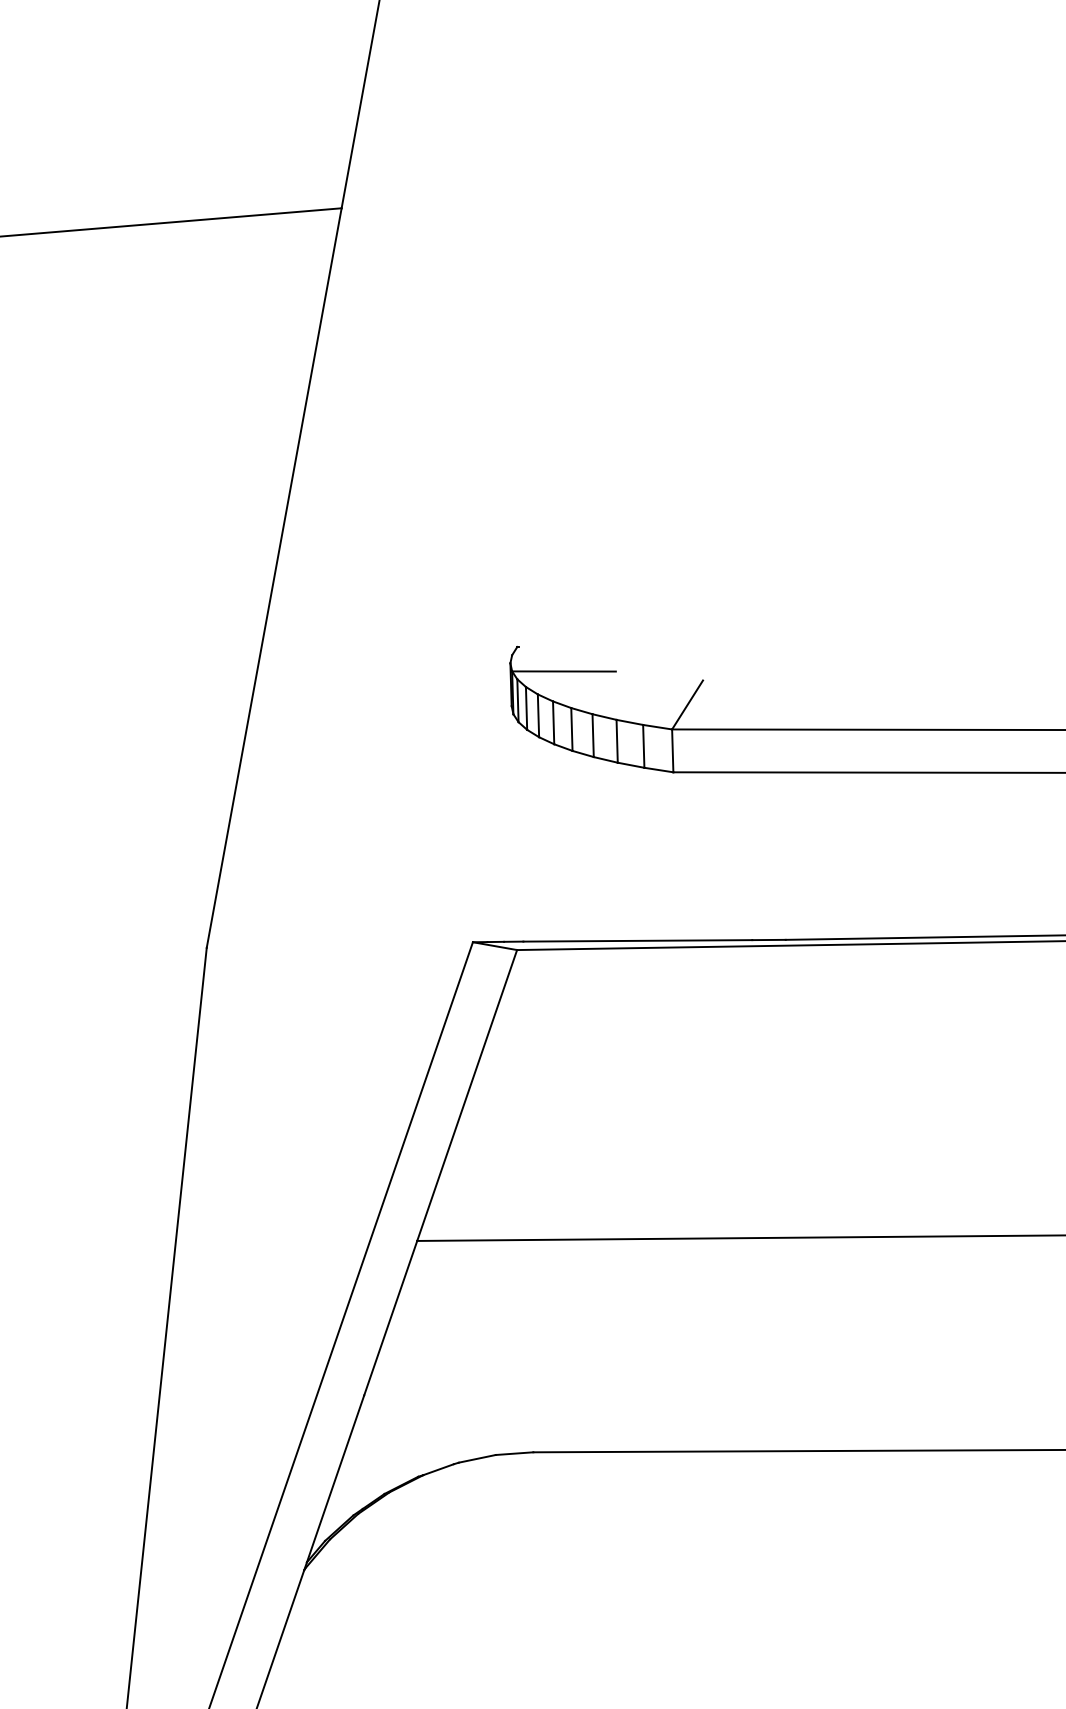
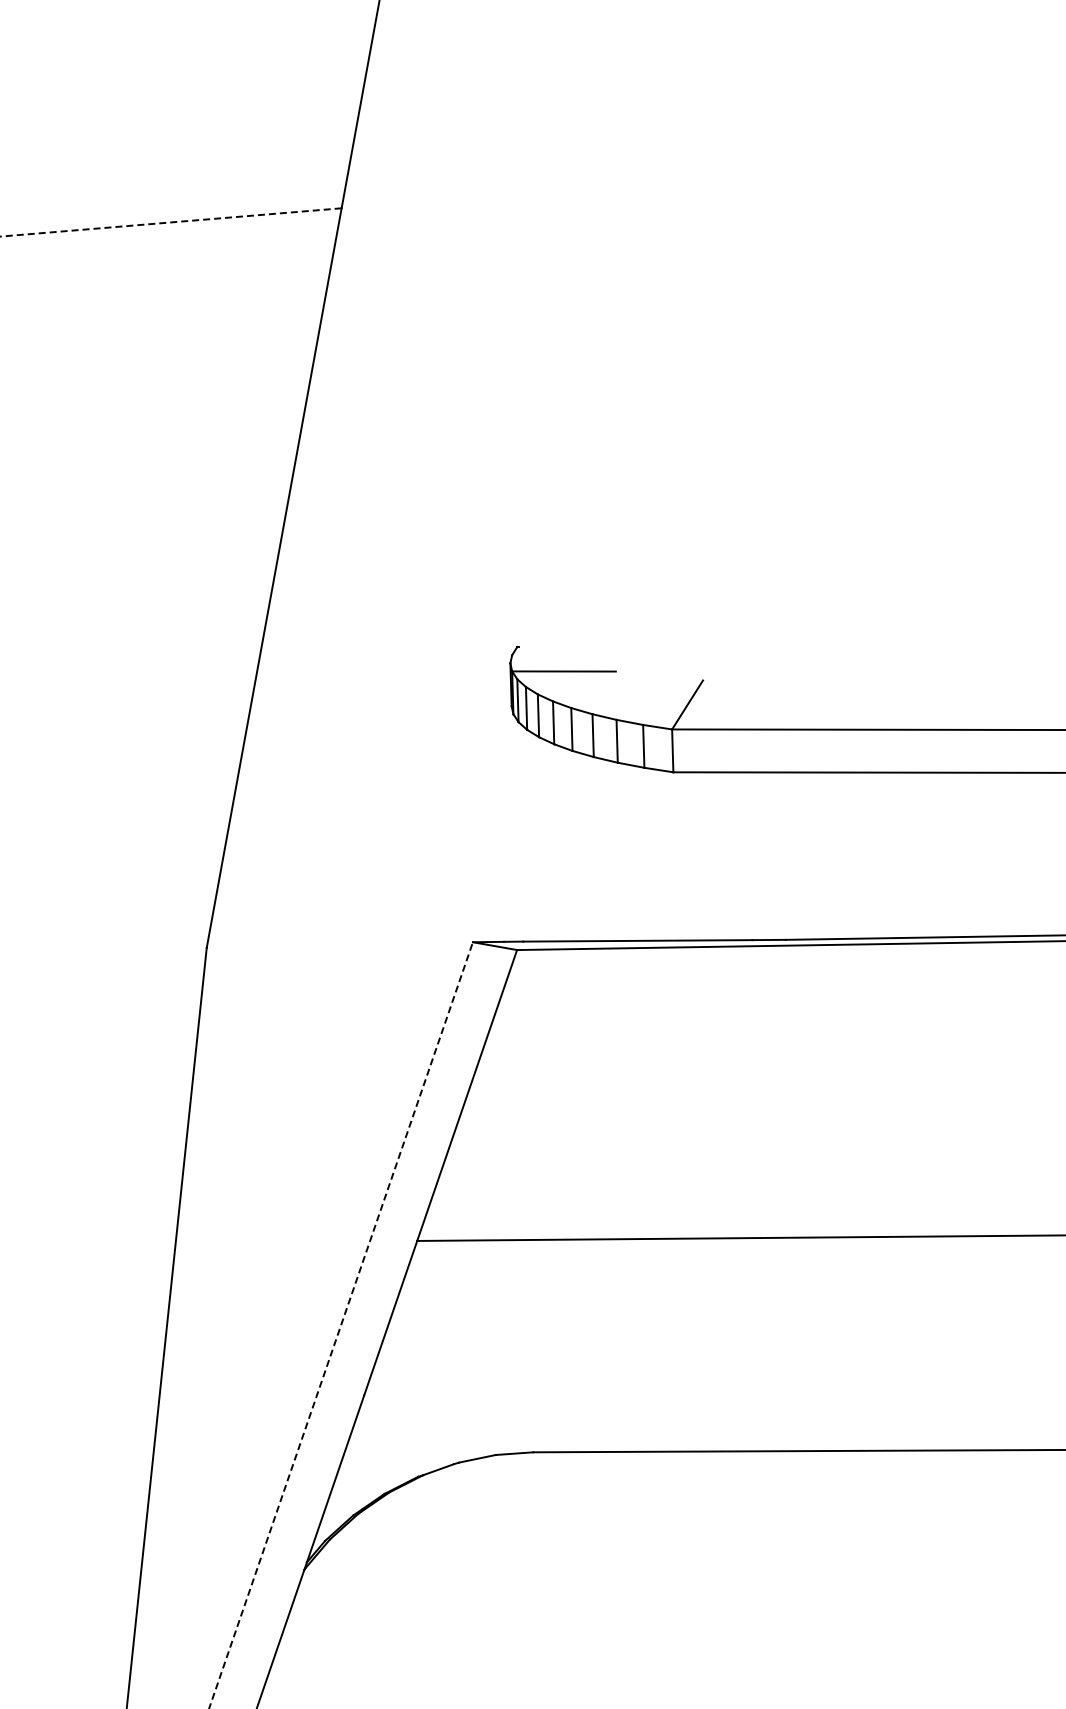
line: solid -> dashed (170, 222)
line: solid -> dashed (341, 1325)
